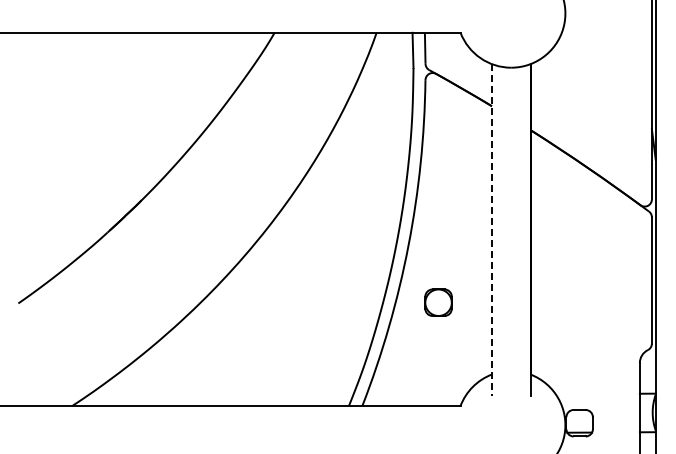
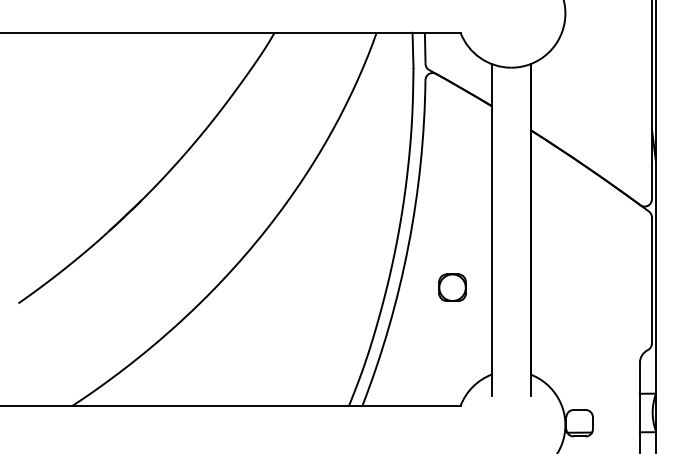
line: dashed -> solid (491, 230)
part position: (438, 302) -> (452, 287) (452, 287)
